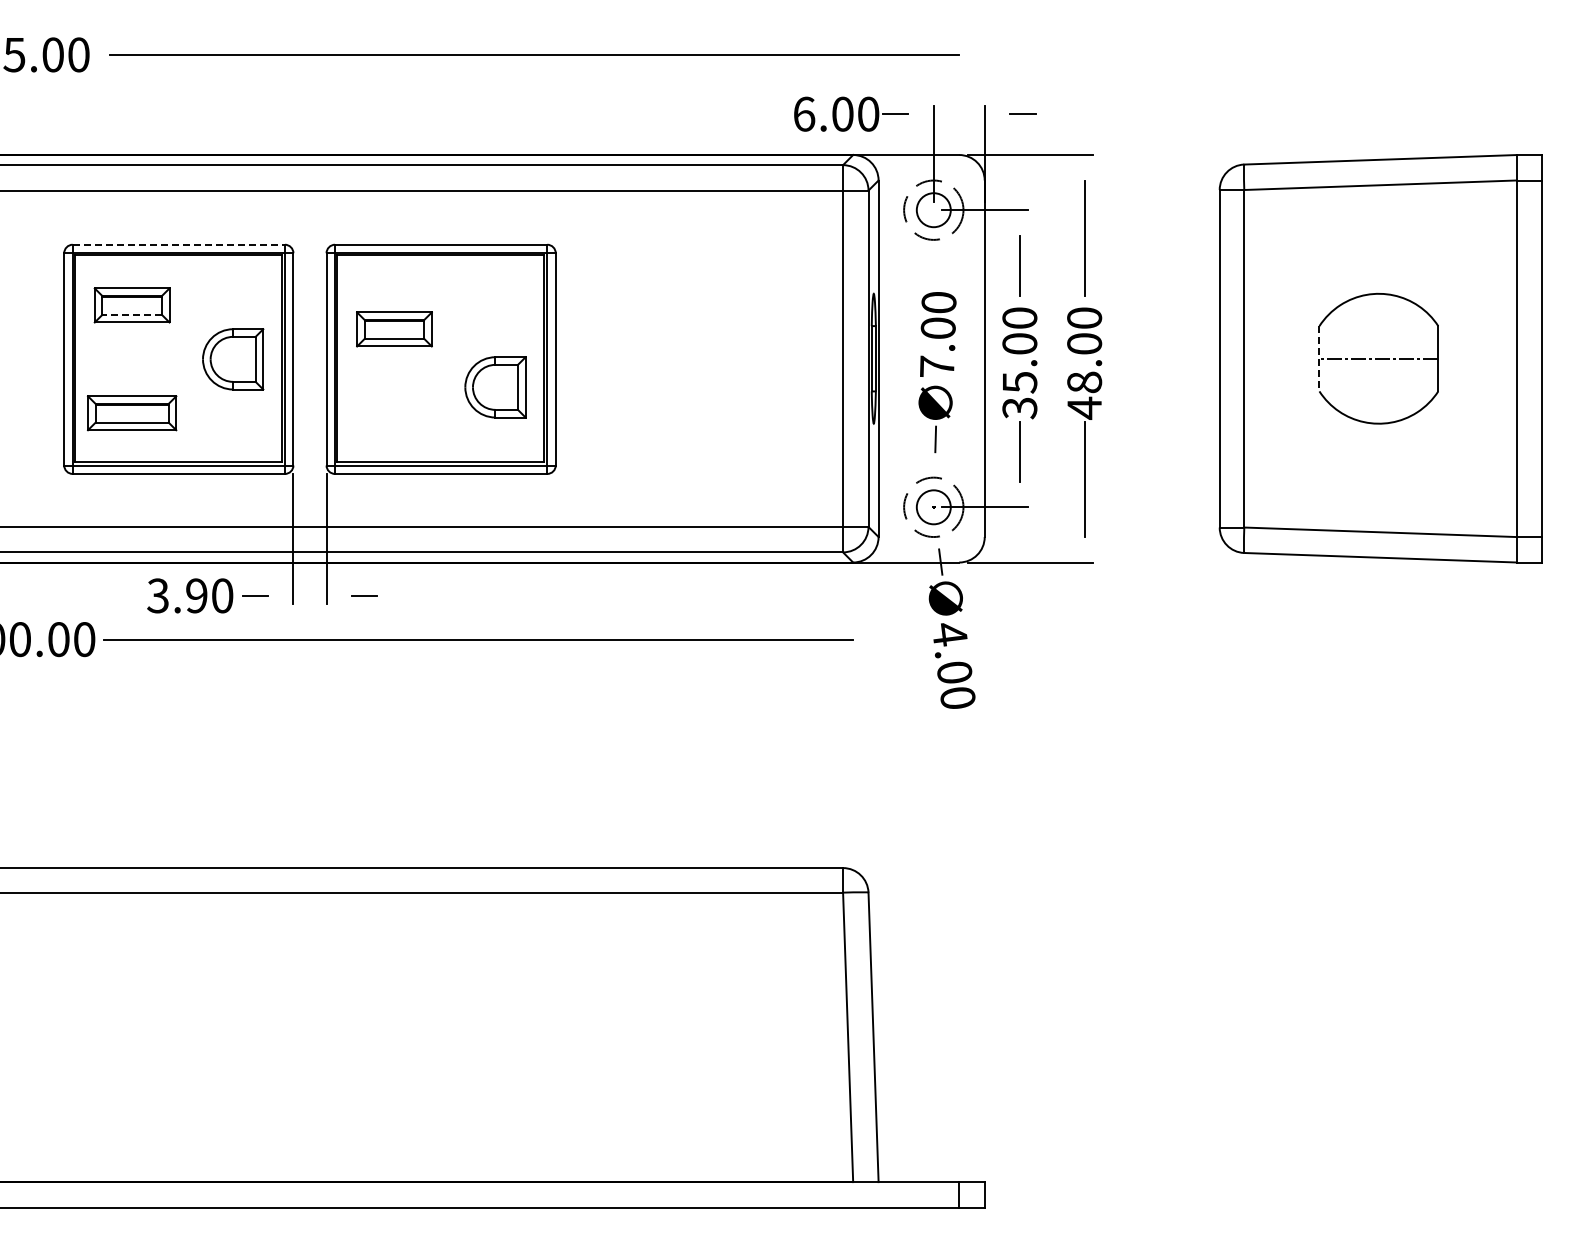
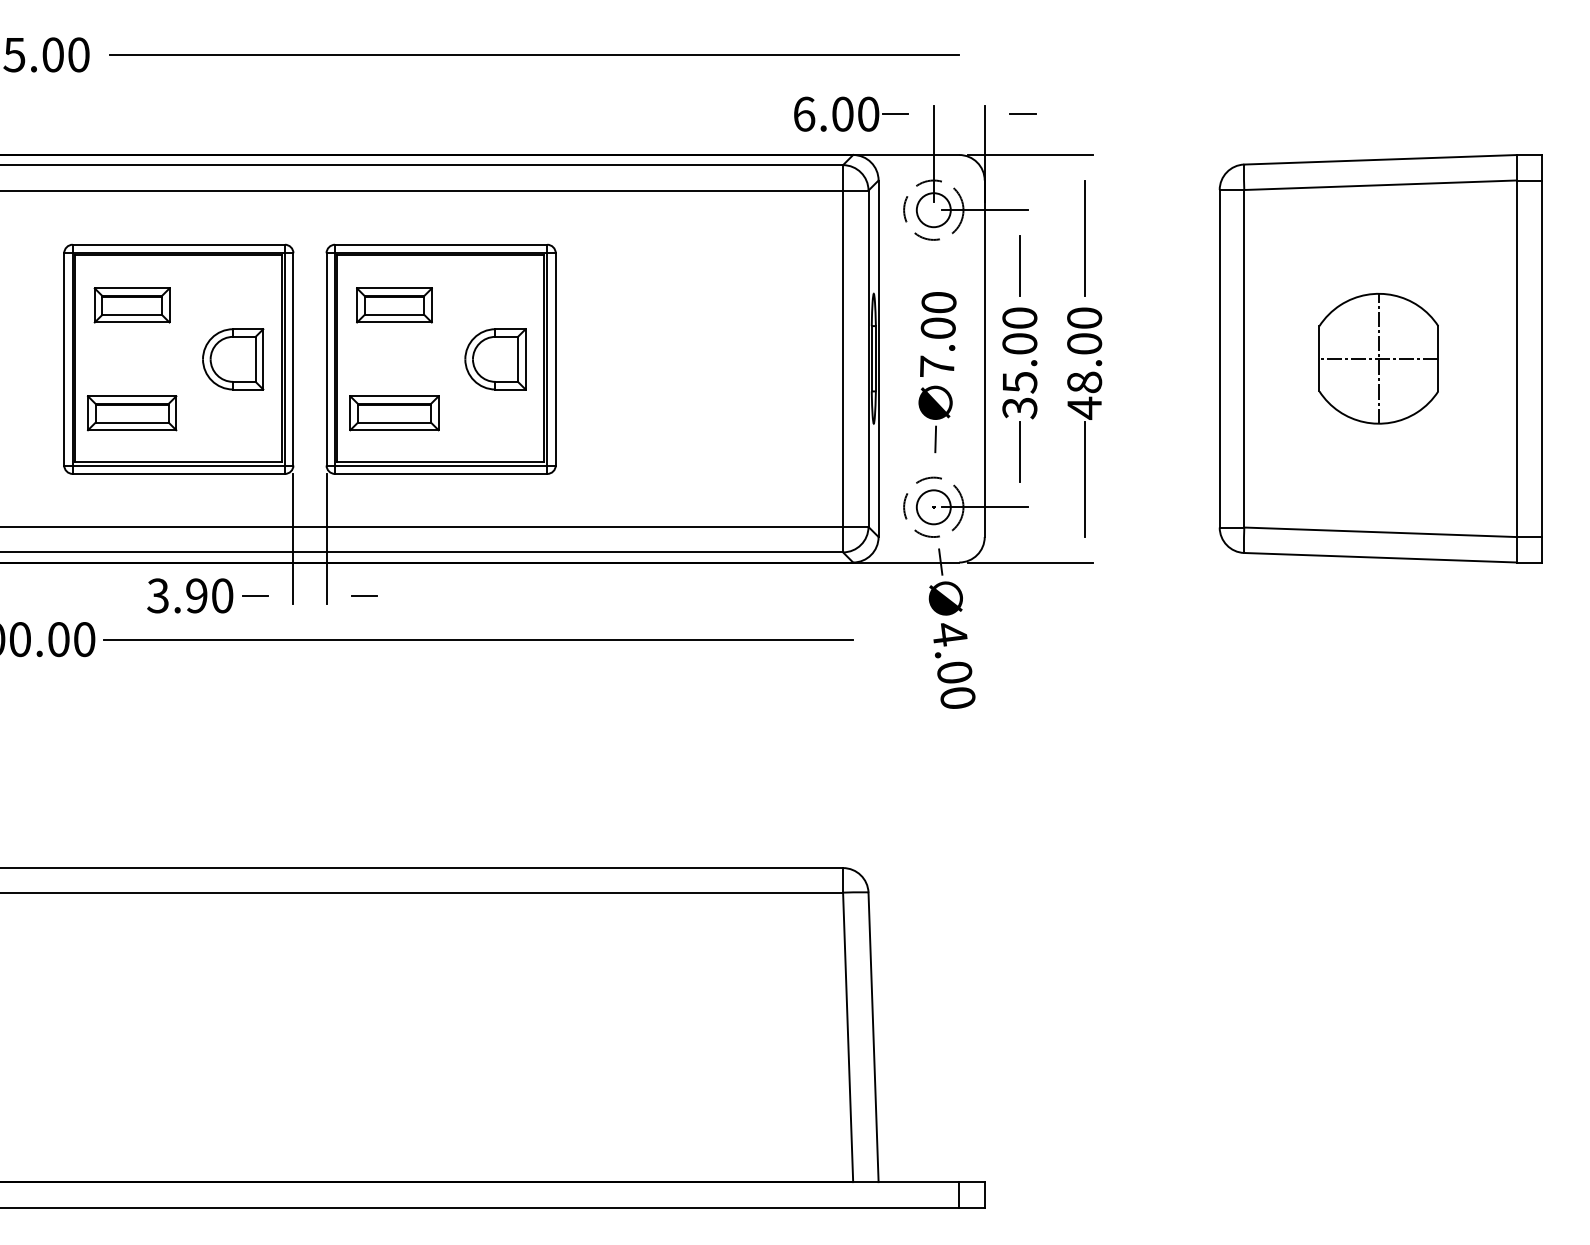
line: dashed -> solid (179, 244)
line: dashed -> solid (132, 314)
part position: (394, 329) -> (394, 305) (394, 305)
line: dashed -> solid (1319, 358)
line: none -> present (1378, 358)
part position: (495, 387) -> (495, 359) (495, 359)
part: none -> present (394, 413)
